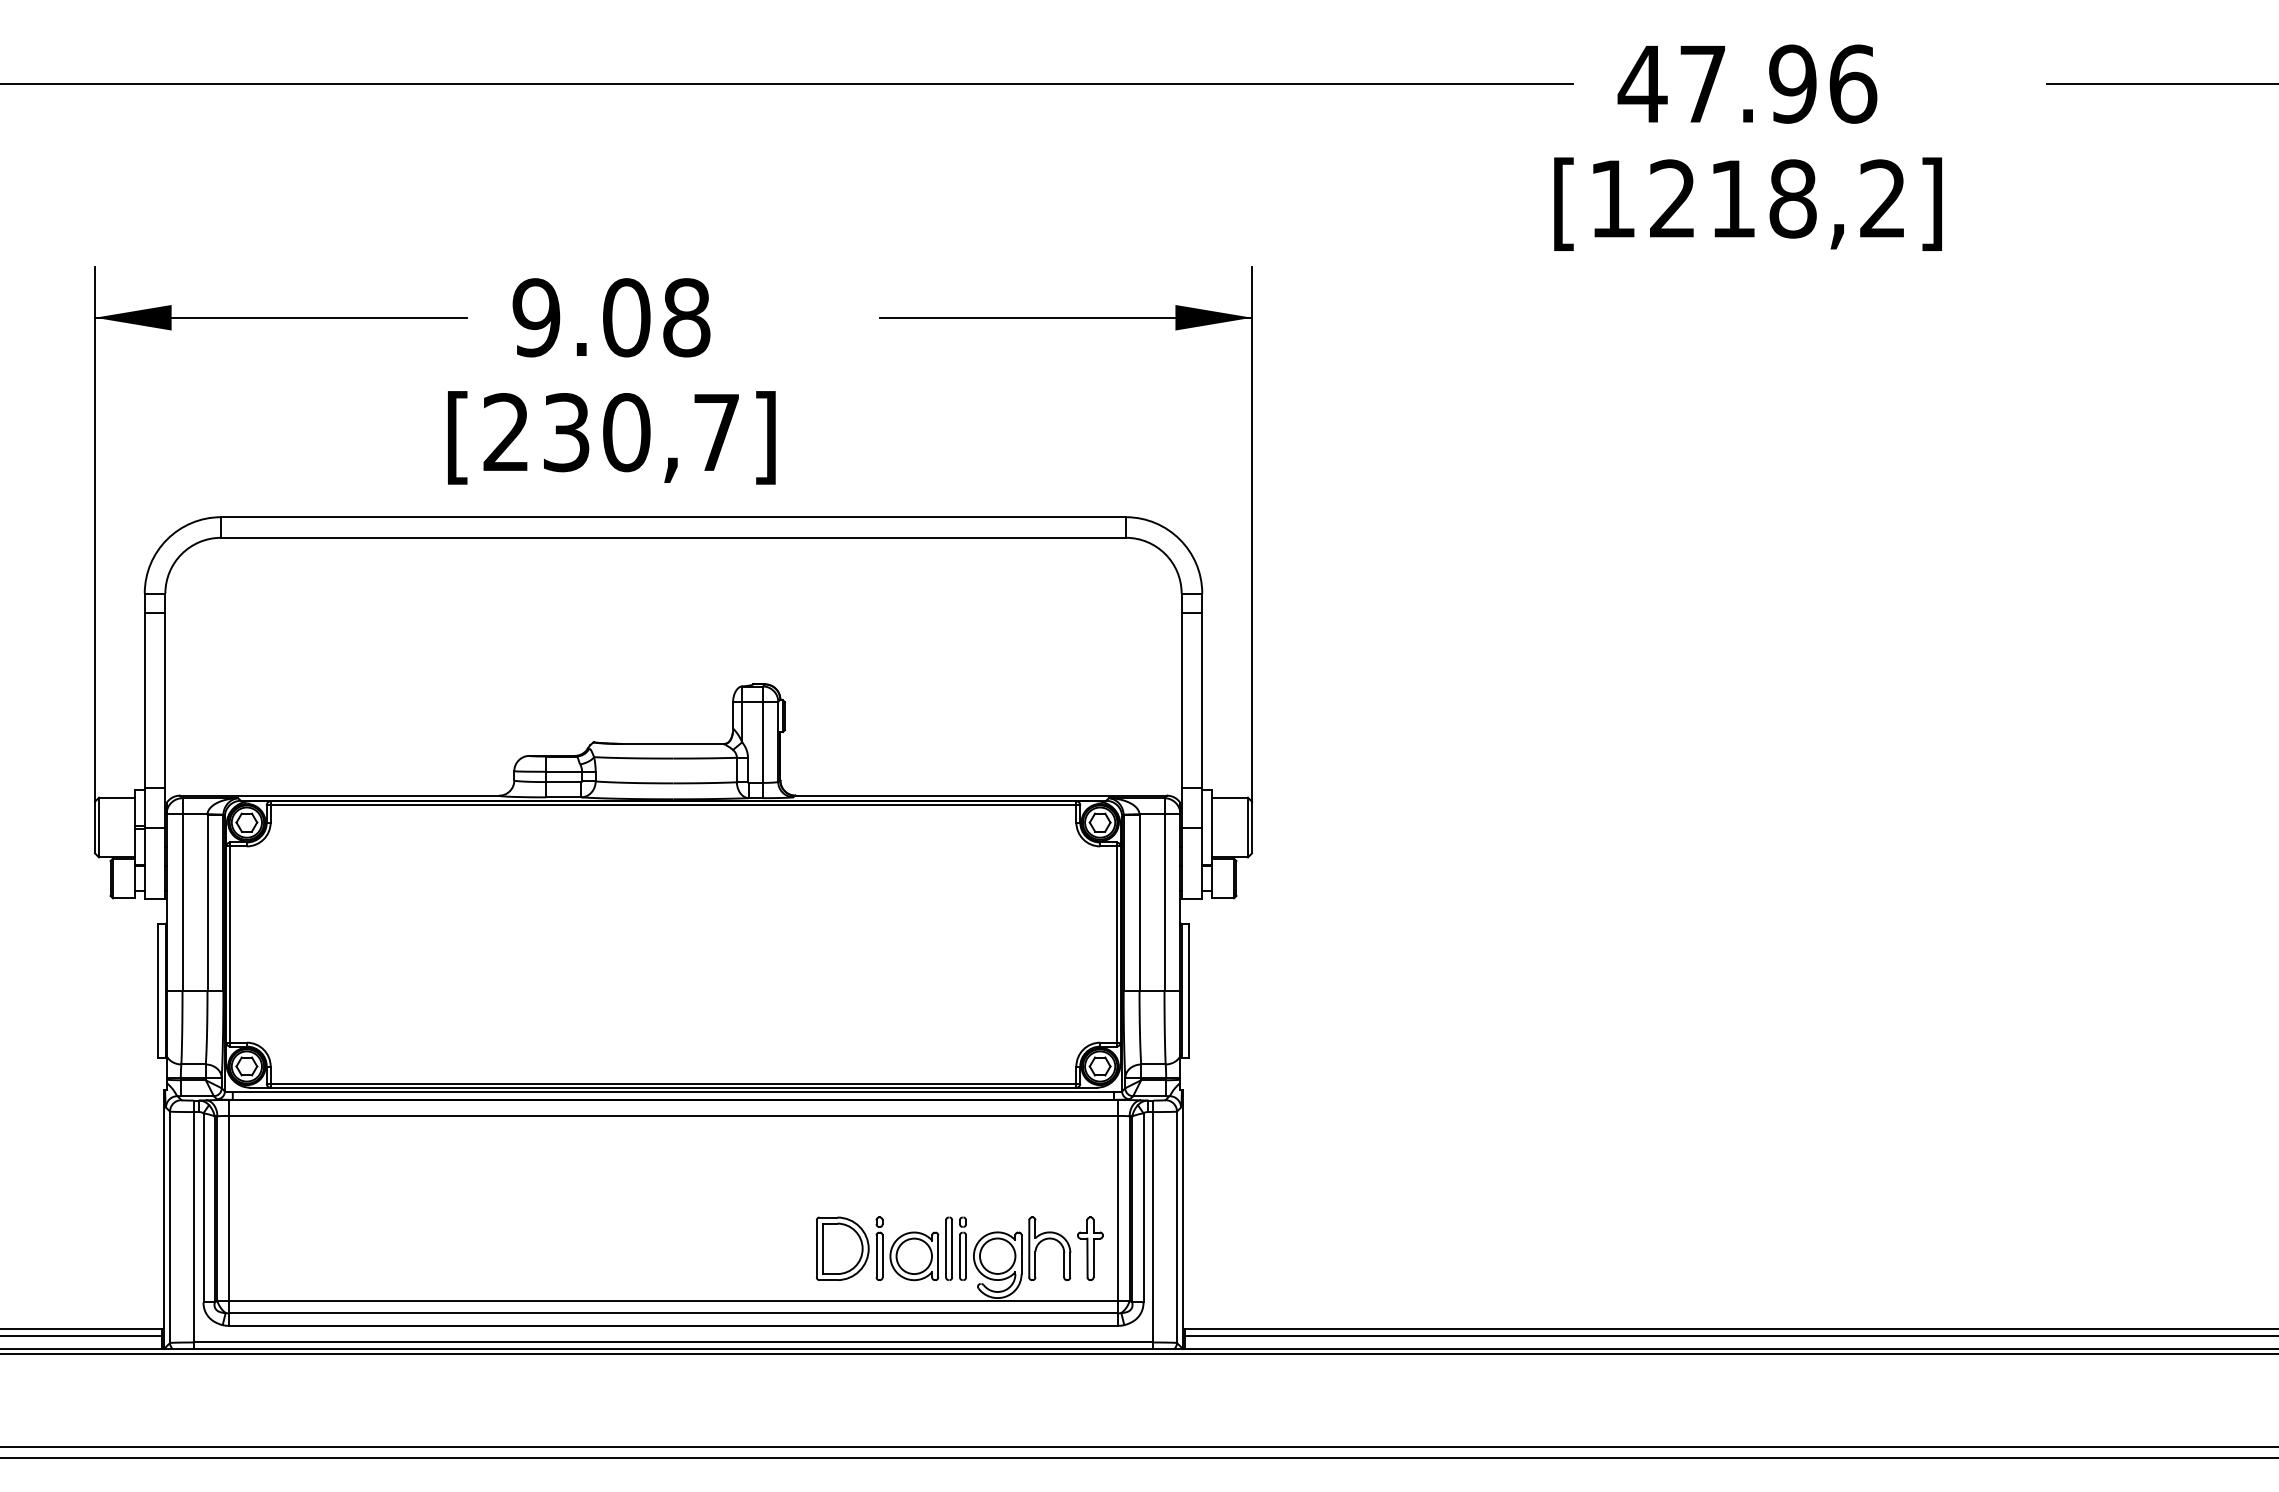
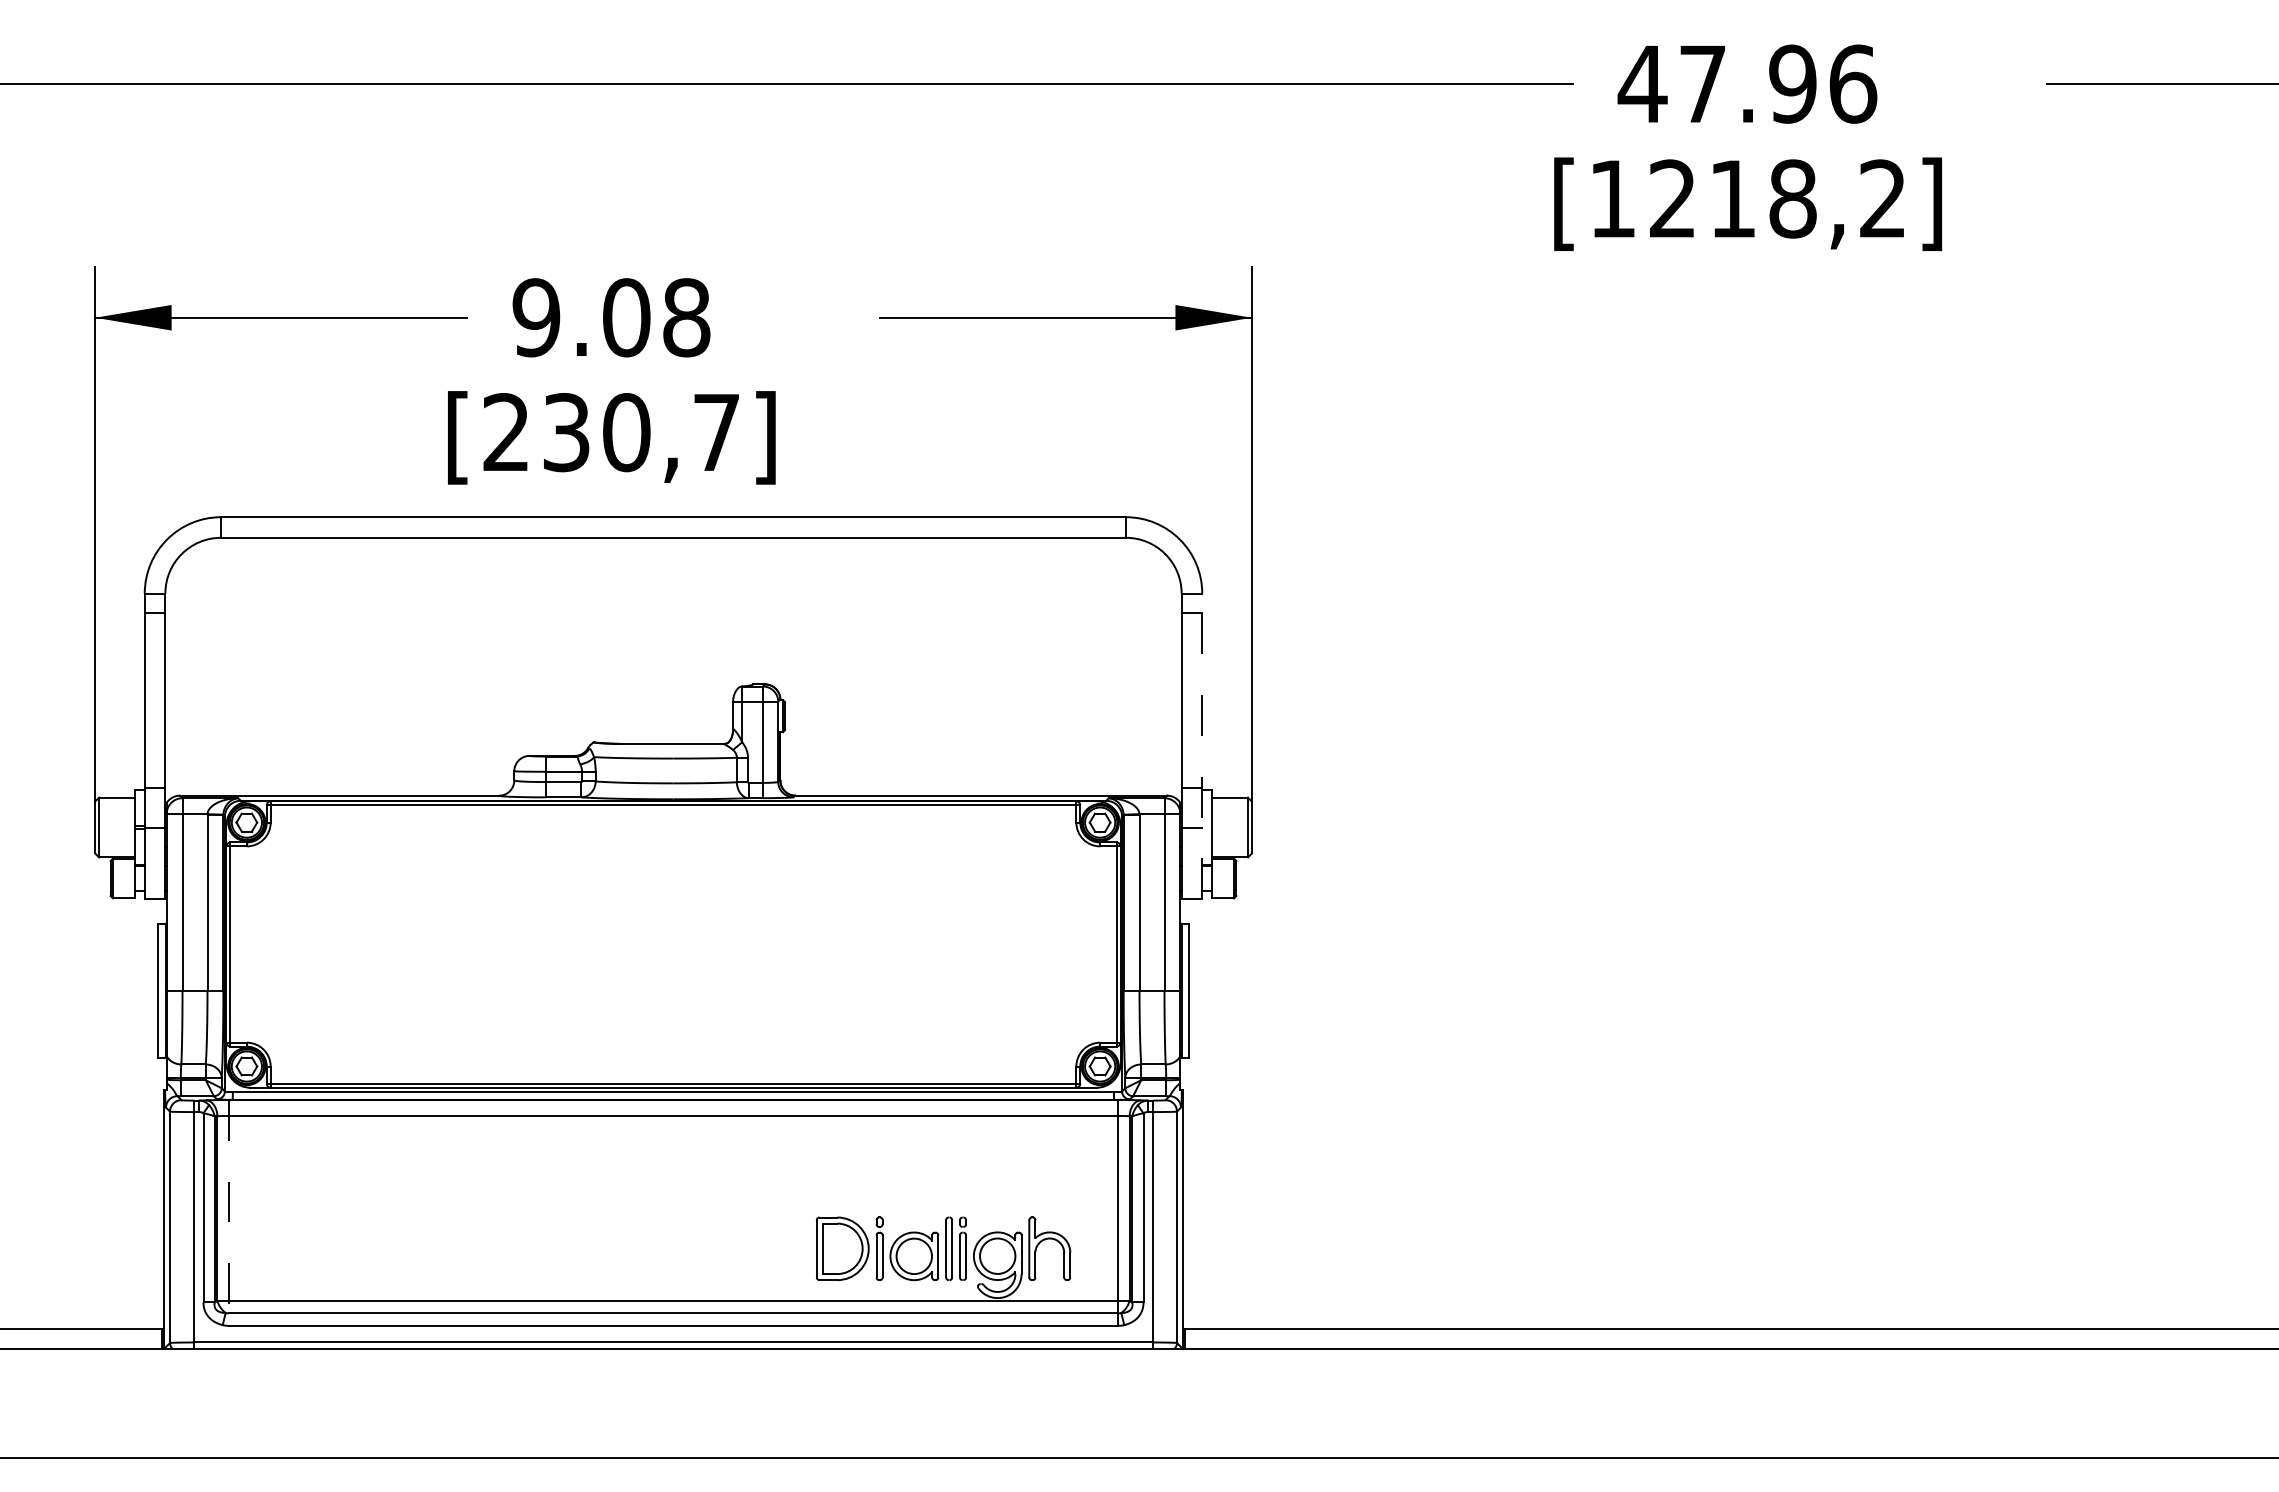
line: solid -> dashed (1202, 746)
line: solid -> dashed (228, 1212)
part: present -> none (1090, 1248)
line: present -> none (82, 1335)
line: present -> none (1729, 1335)
line: present -> none (1138, 1354)
line: present -> none (1138, 1447)
